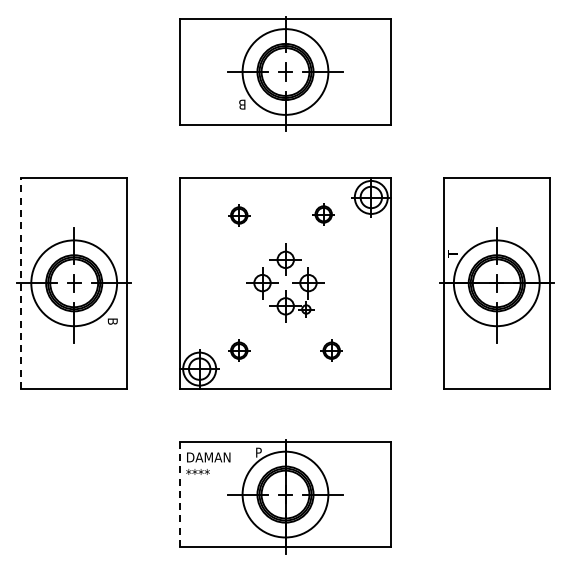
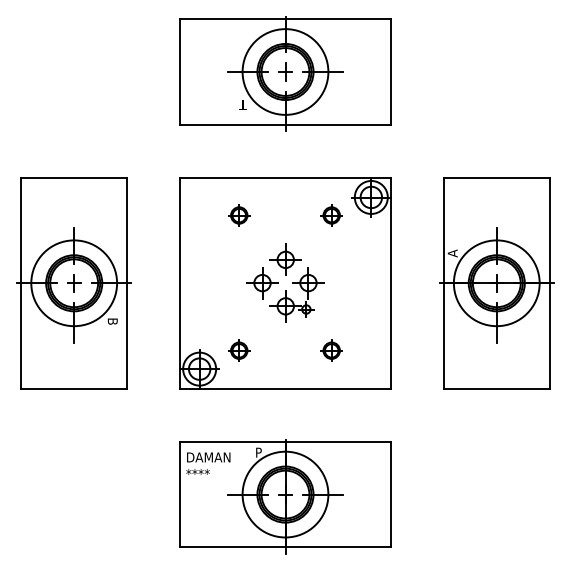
text: B -> T (242, 104)
part position: (323, 214) -> (331, 215) (331, 215)
text: T -> A (452, 253)
line: dashed -> solid (21, 283)
line: dashed -> solid (179, 494)
